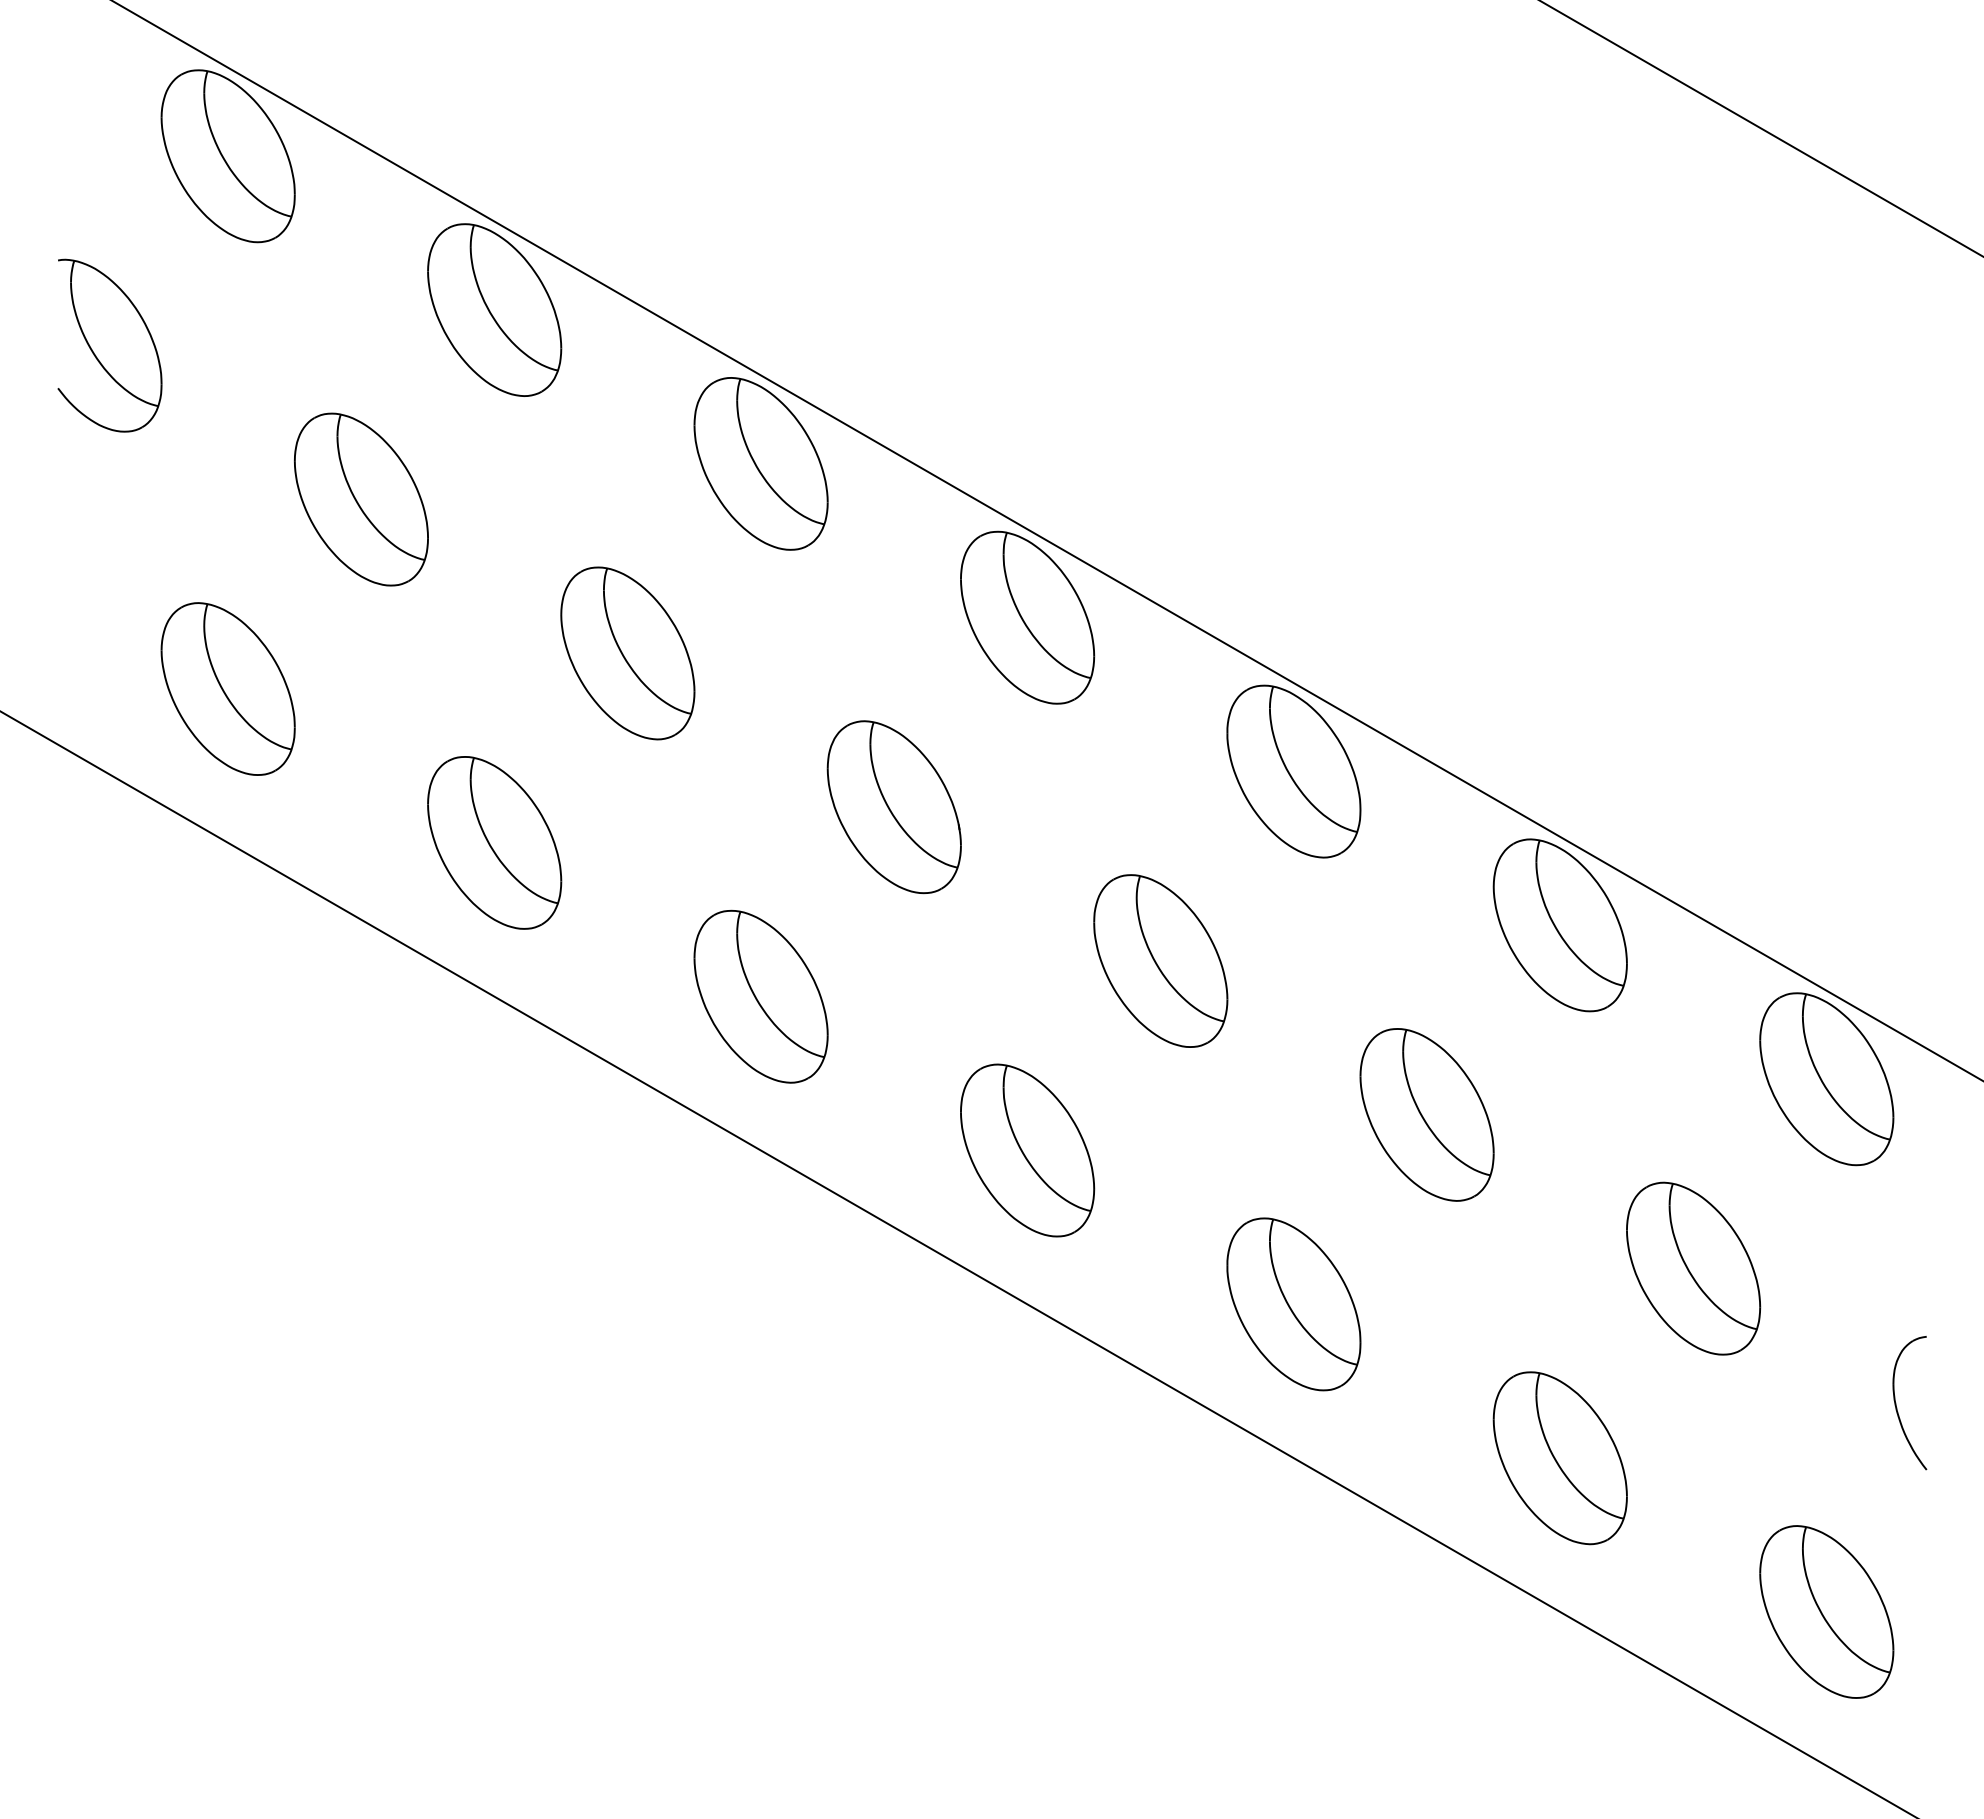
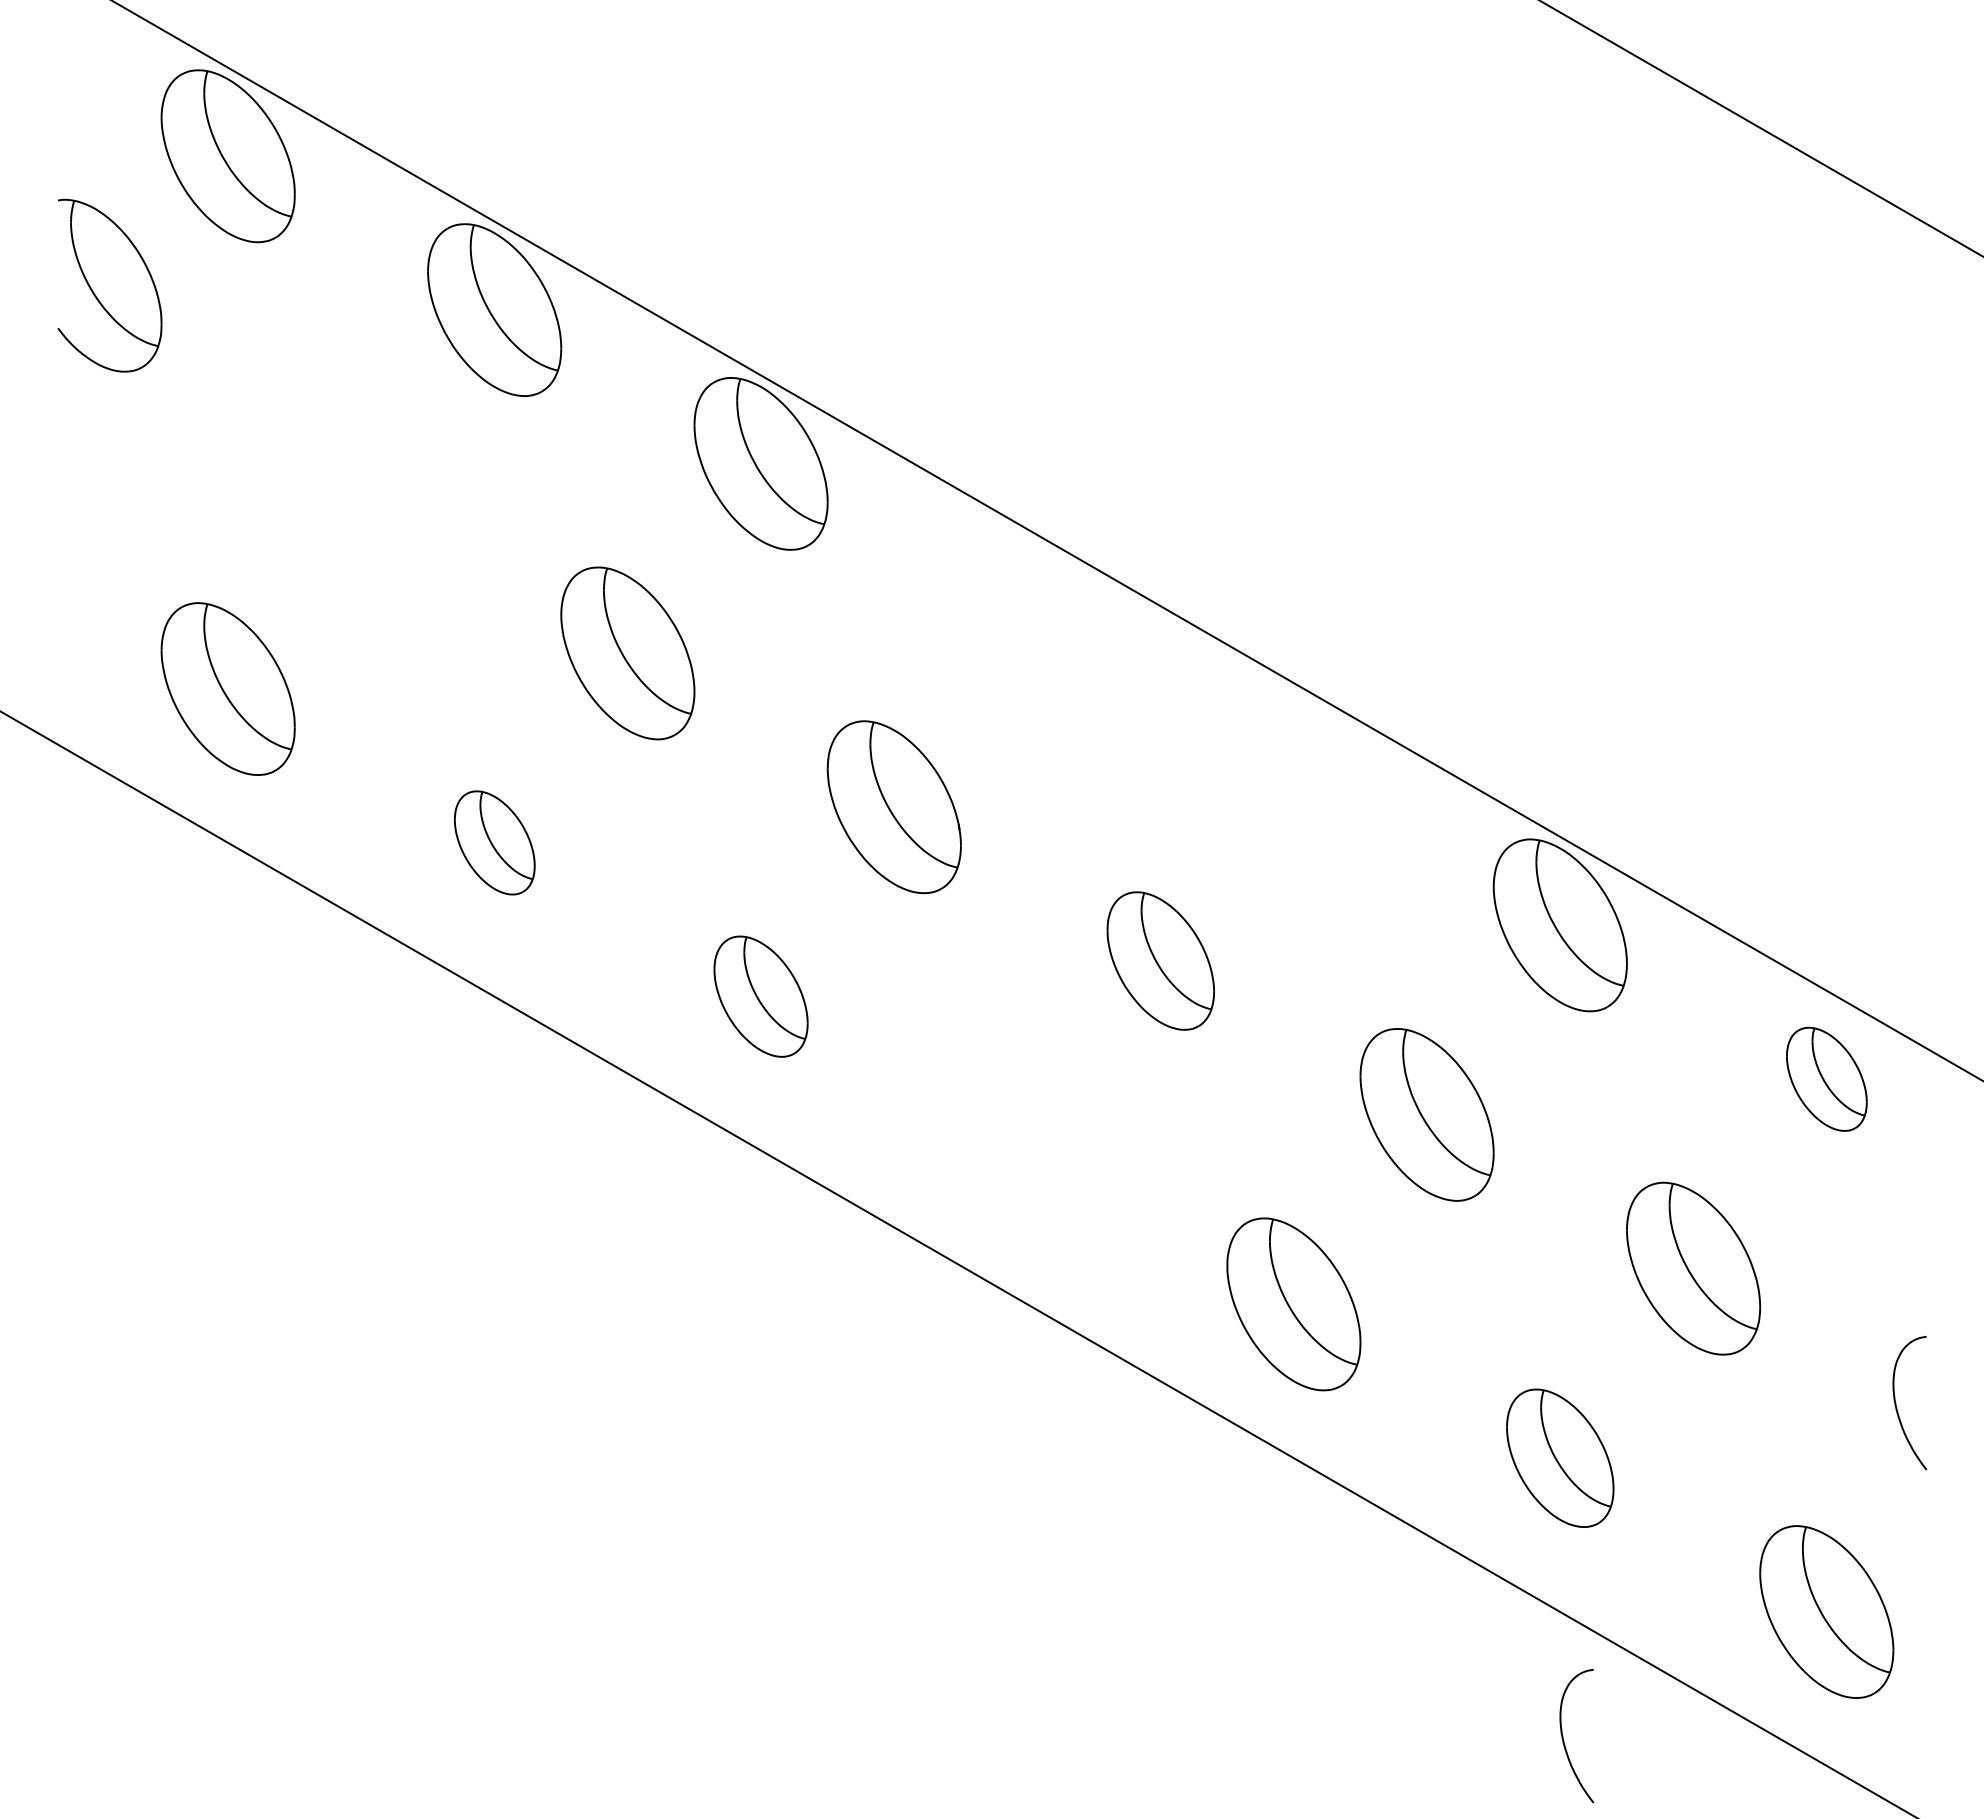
part position: (109, 345) -> (109, 285) (109, 285)
part: present -> none (361, 499)
part: present -> none (1027, 617)
part: present -> none (1293, 771)
part size: 136x174 px -> 82x106 px (494, 842)
part size: 136x174 px -> 109x140 px (1160, 960)
part size: 136x175 px -> 96x123 px (760, 996)
part size: 136x175 px -> 82x106 px (1826, 1078)
part: present -> none (1027, 1150)
part size: 136x175 px -> 109x140 px (1560, 1457)
part: none -> present (1564, 1740)
